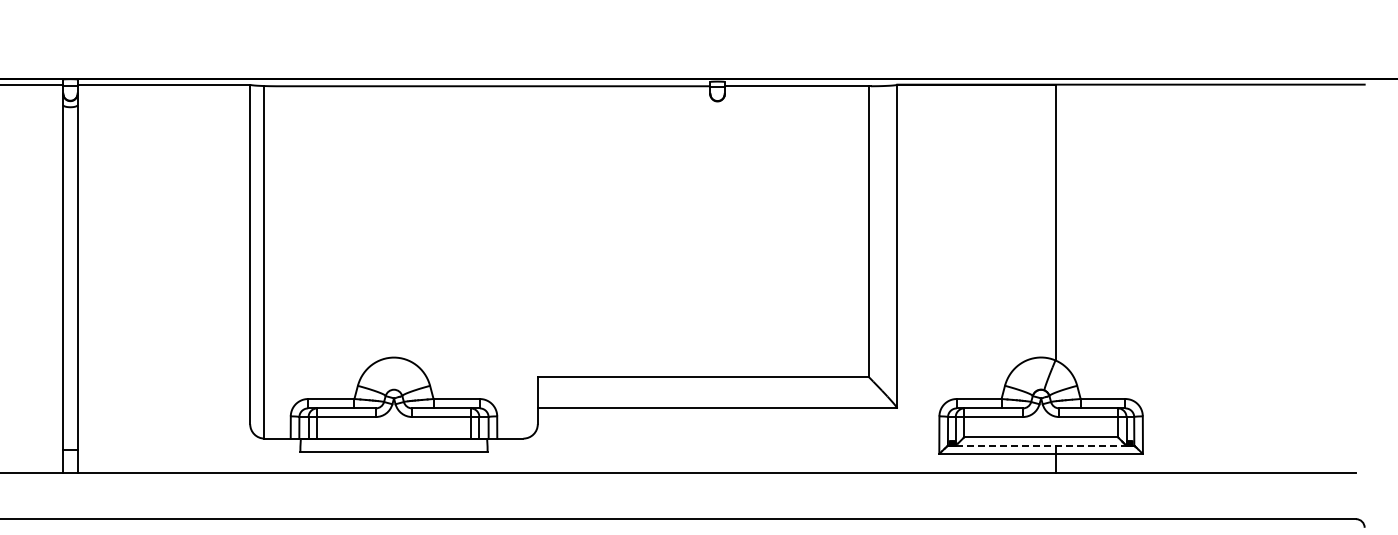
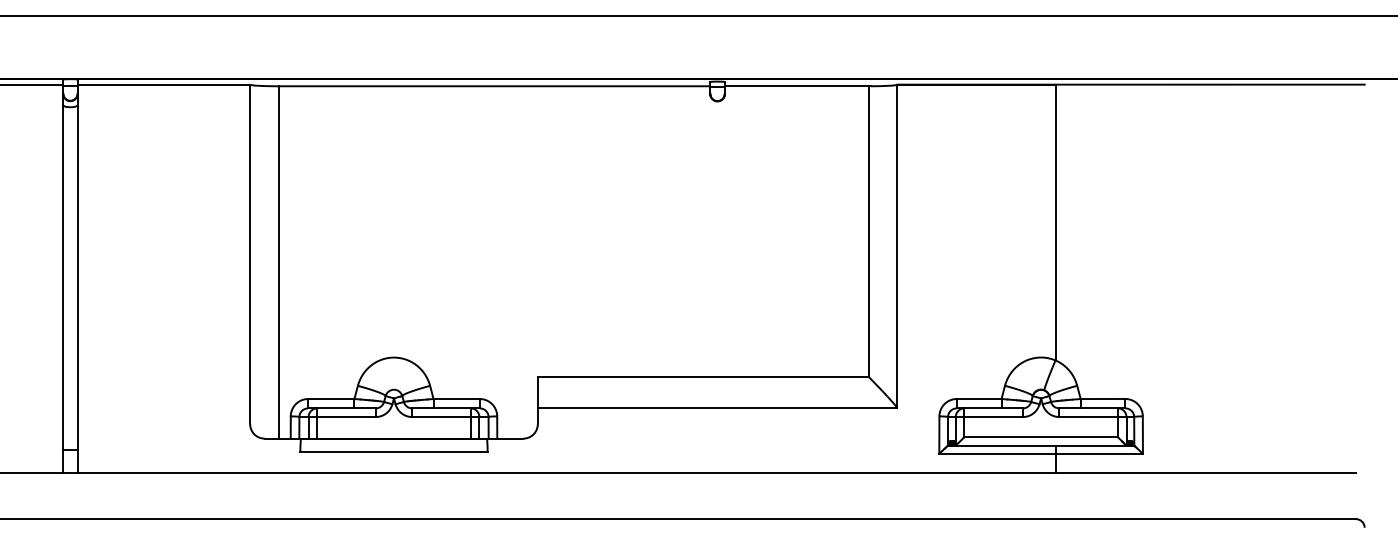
line: none -> present (698, 15)
line position: (263, 262) -> (278, 262) (278, 262)
line: dashed -> solid (1041, 445)
